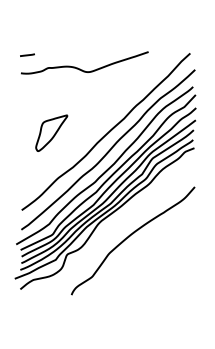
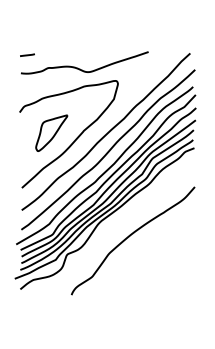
curve: none -> present (74, 139)
